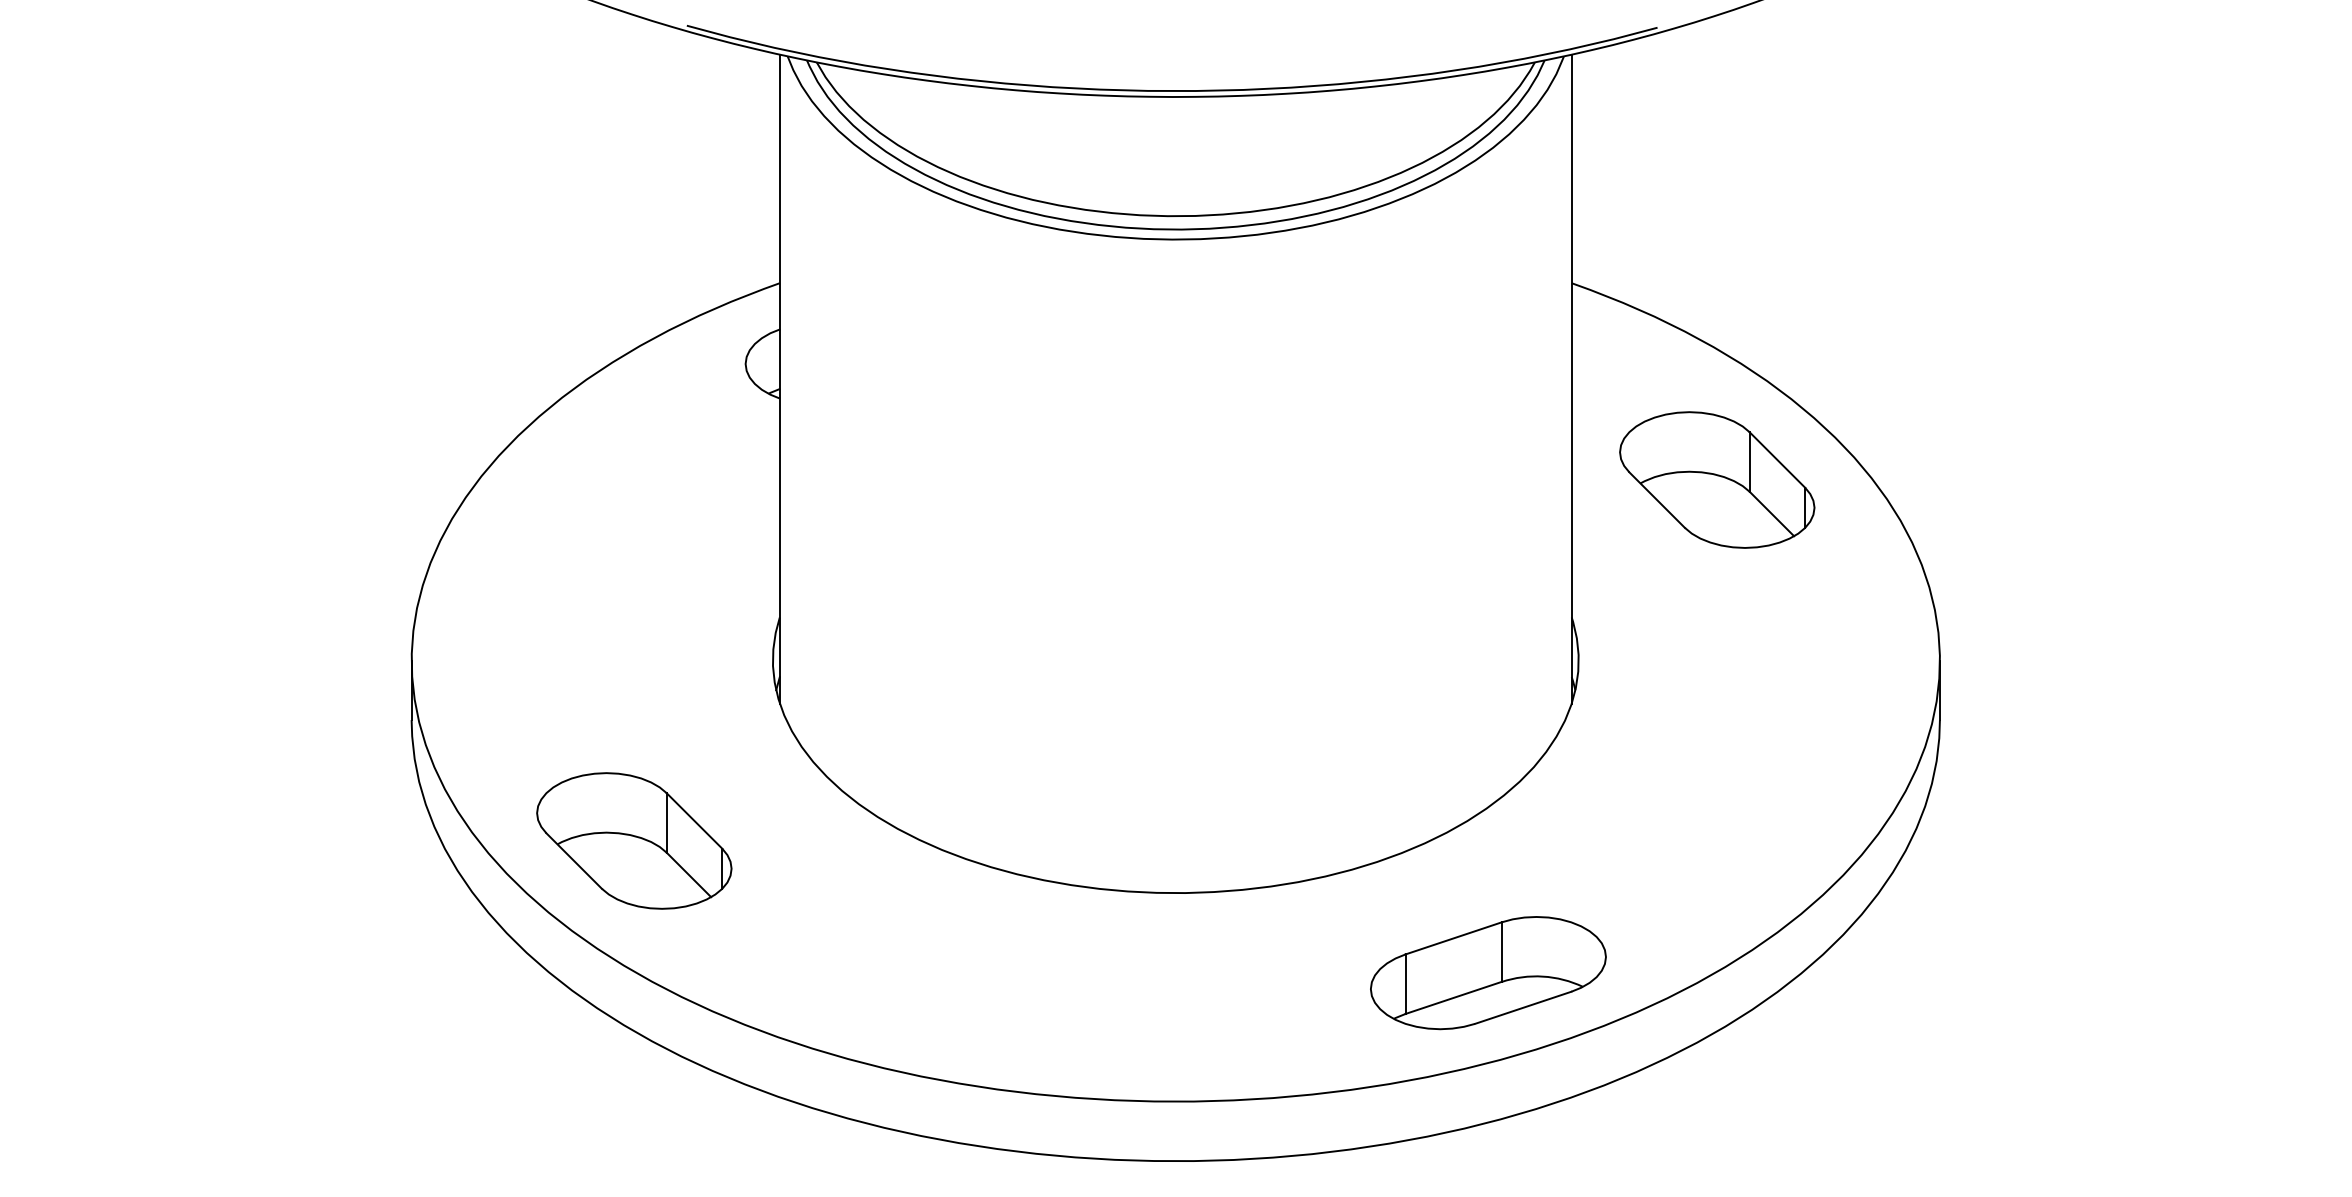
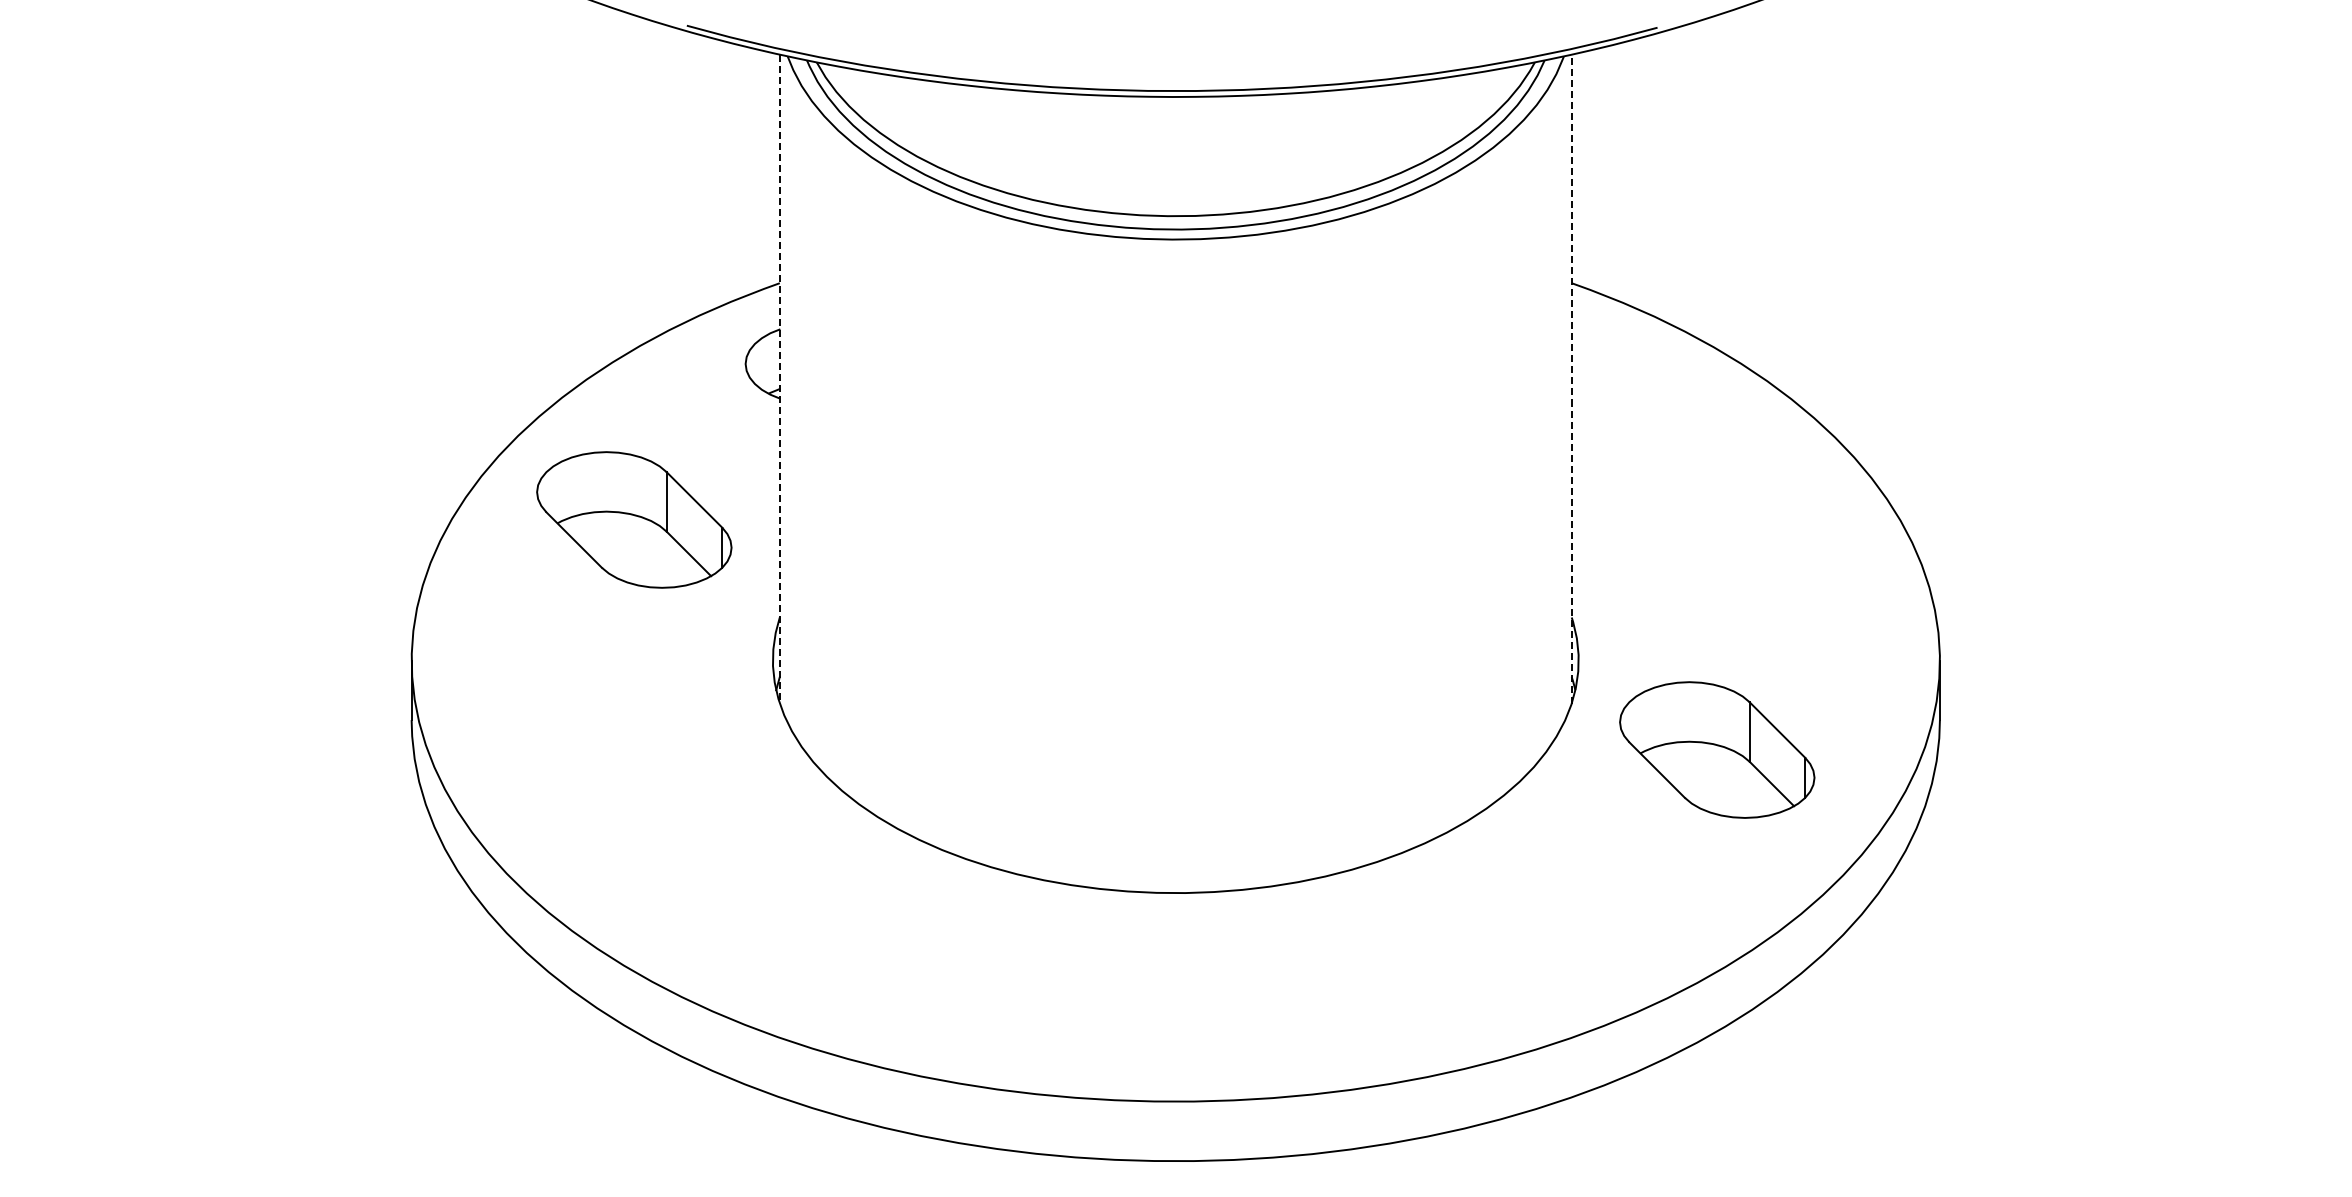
line: solid -> dashed (1571, 378)
line: solid -> dashed (779, 379)
part position: (1717, 479) -> (1717, 749) (1717, 749)
part position: (634, 840) -> (634, 519) (634, 519)
part: present -> none (1488, 973)
